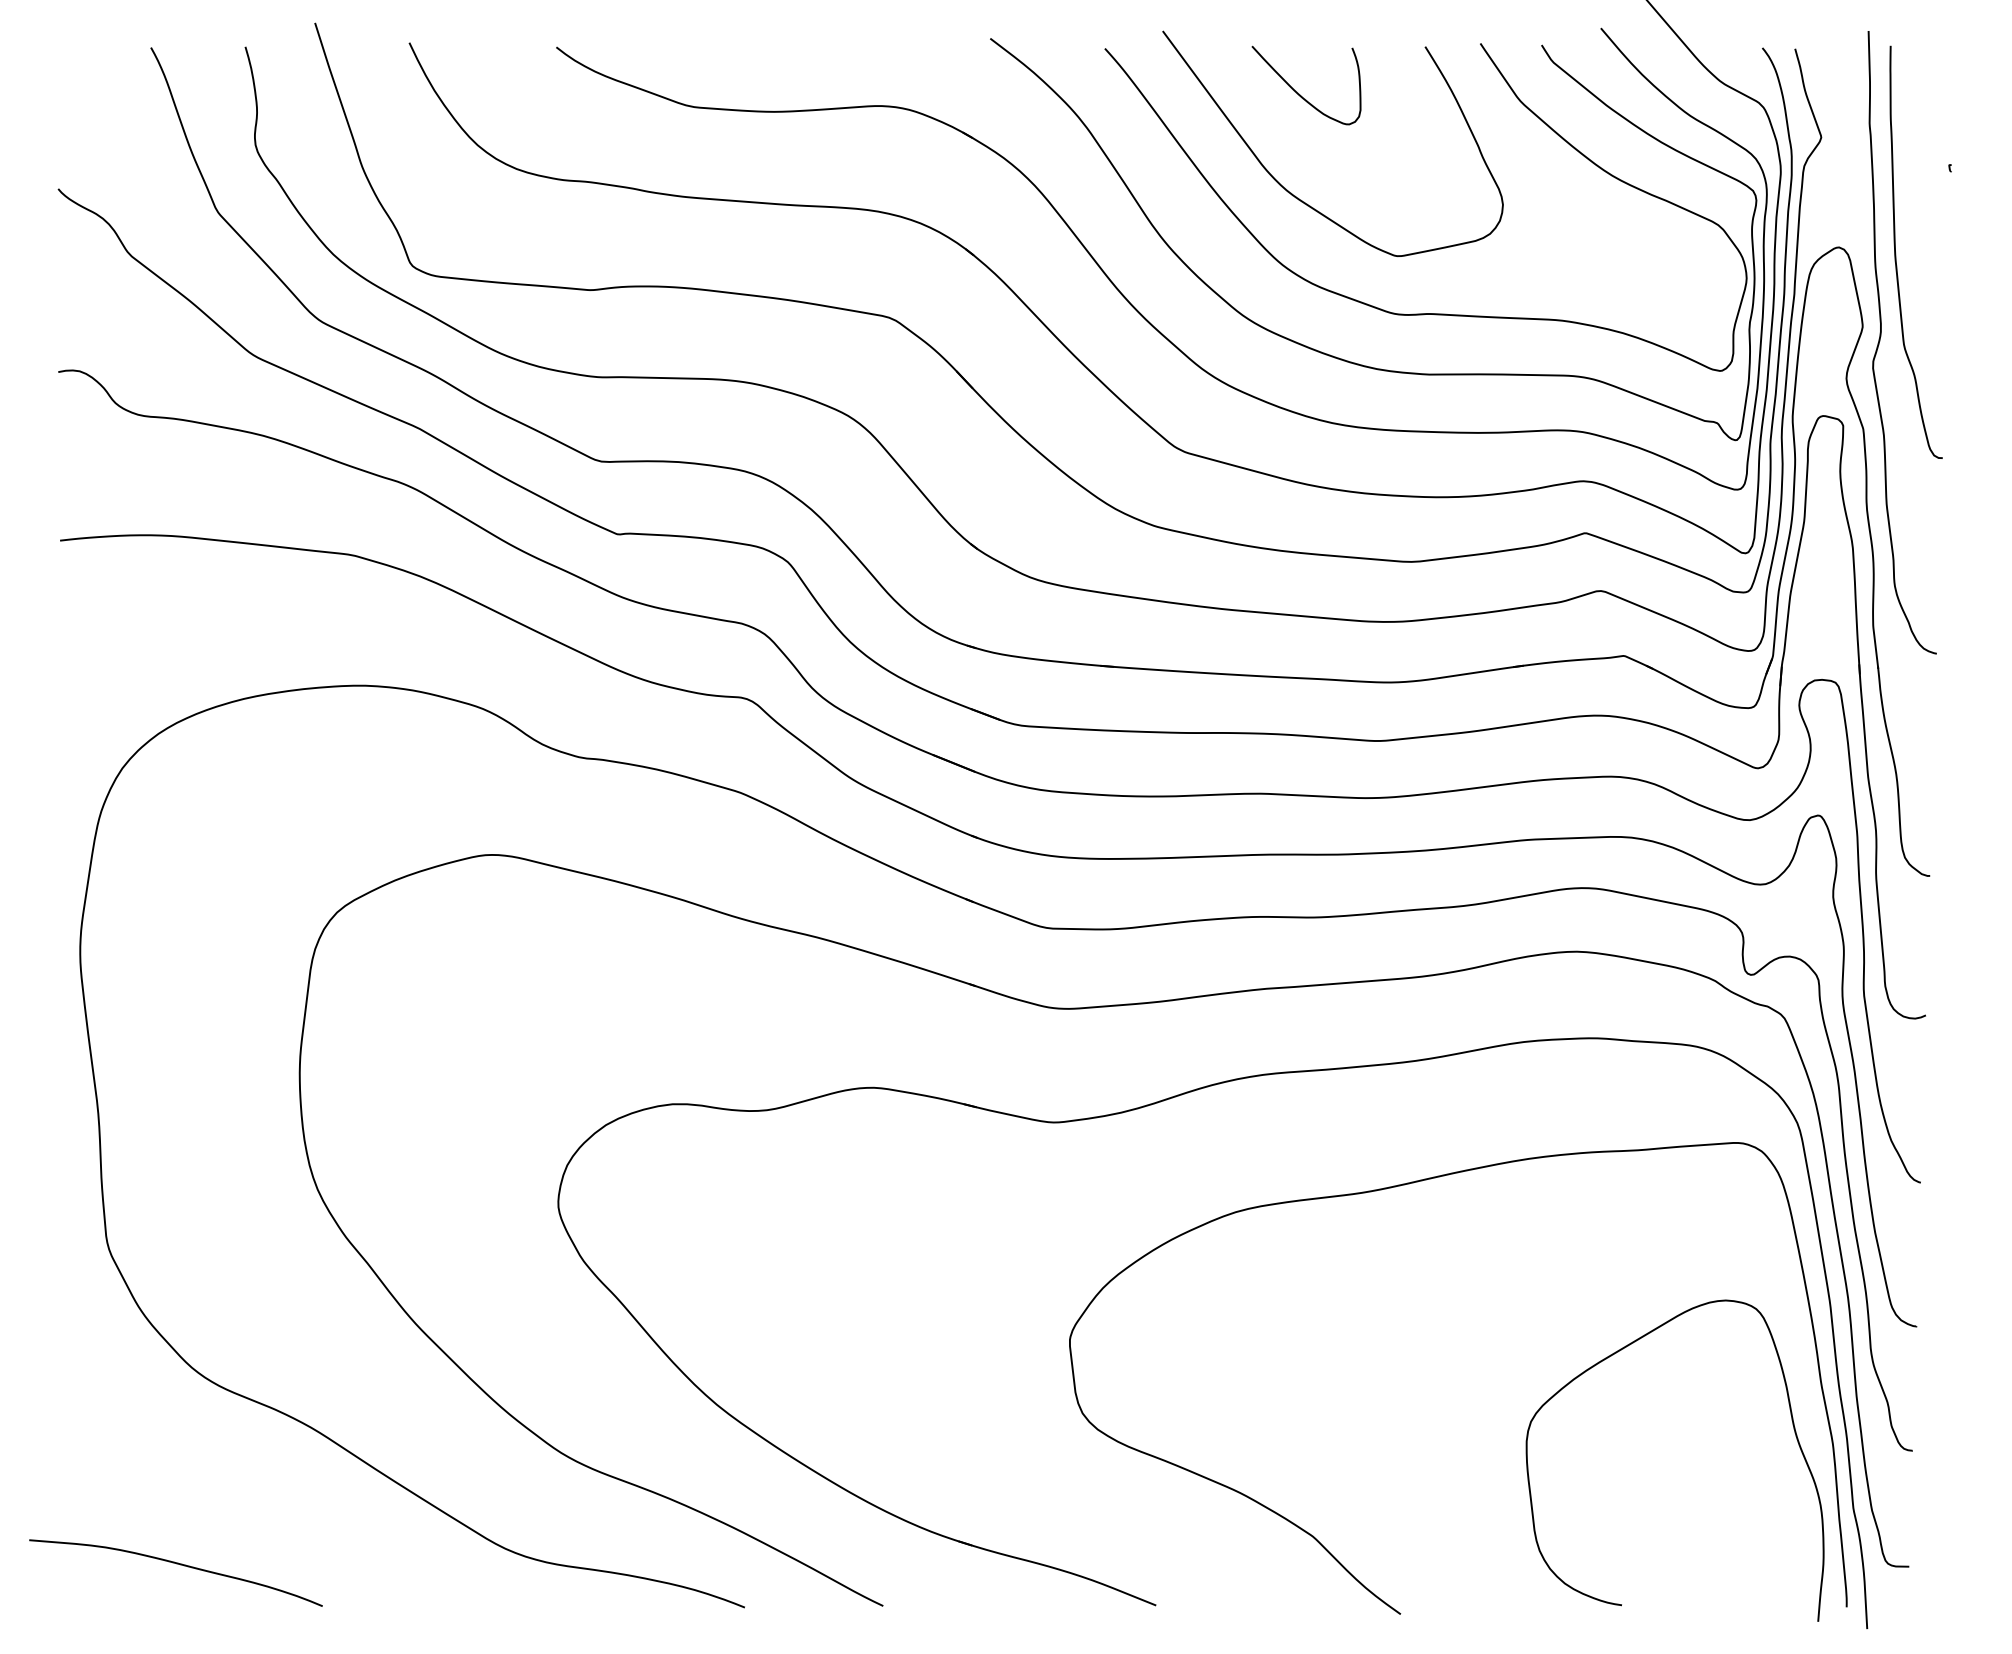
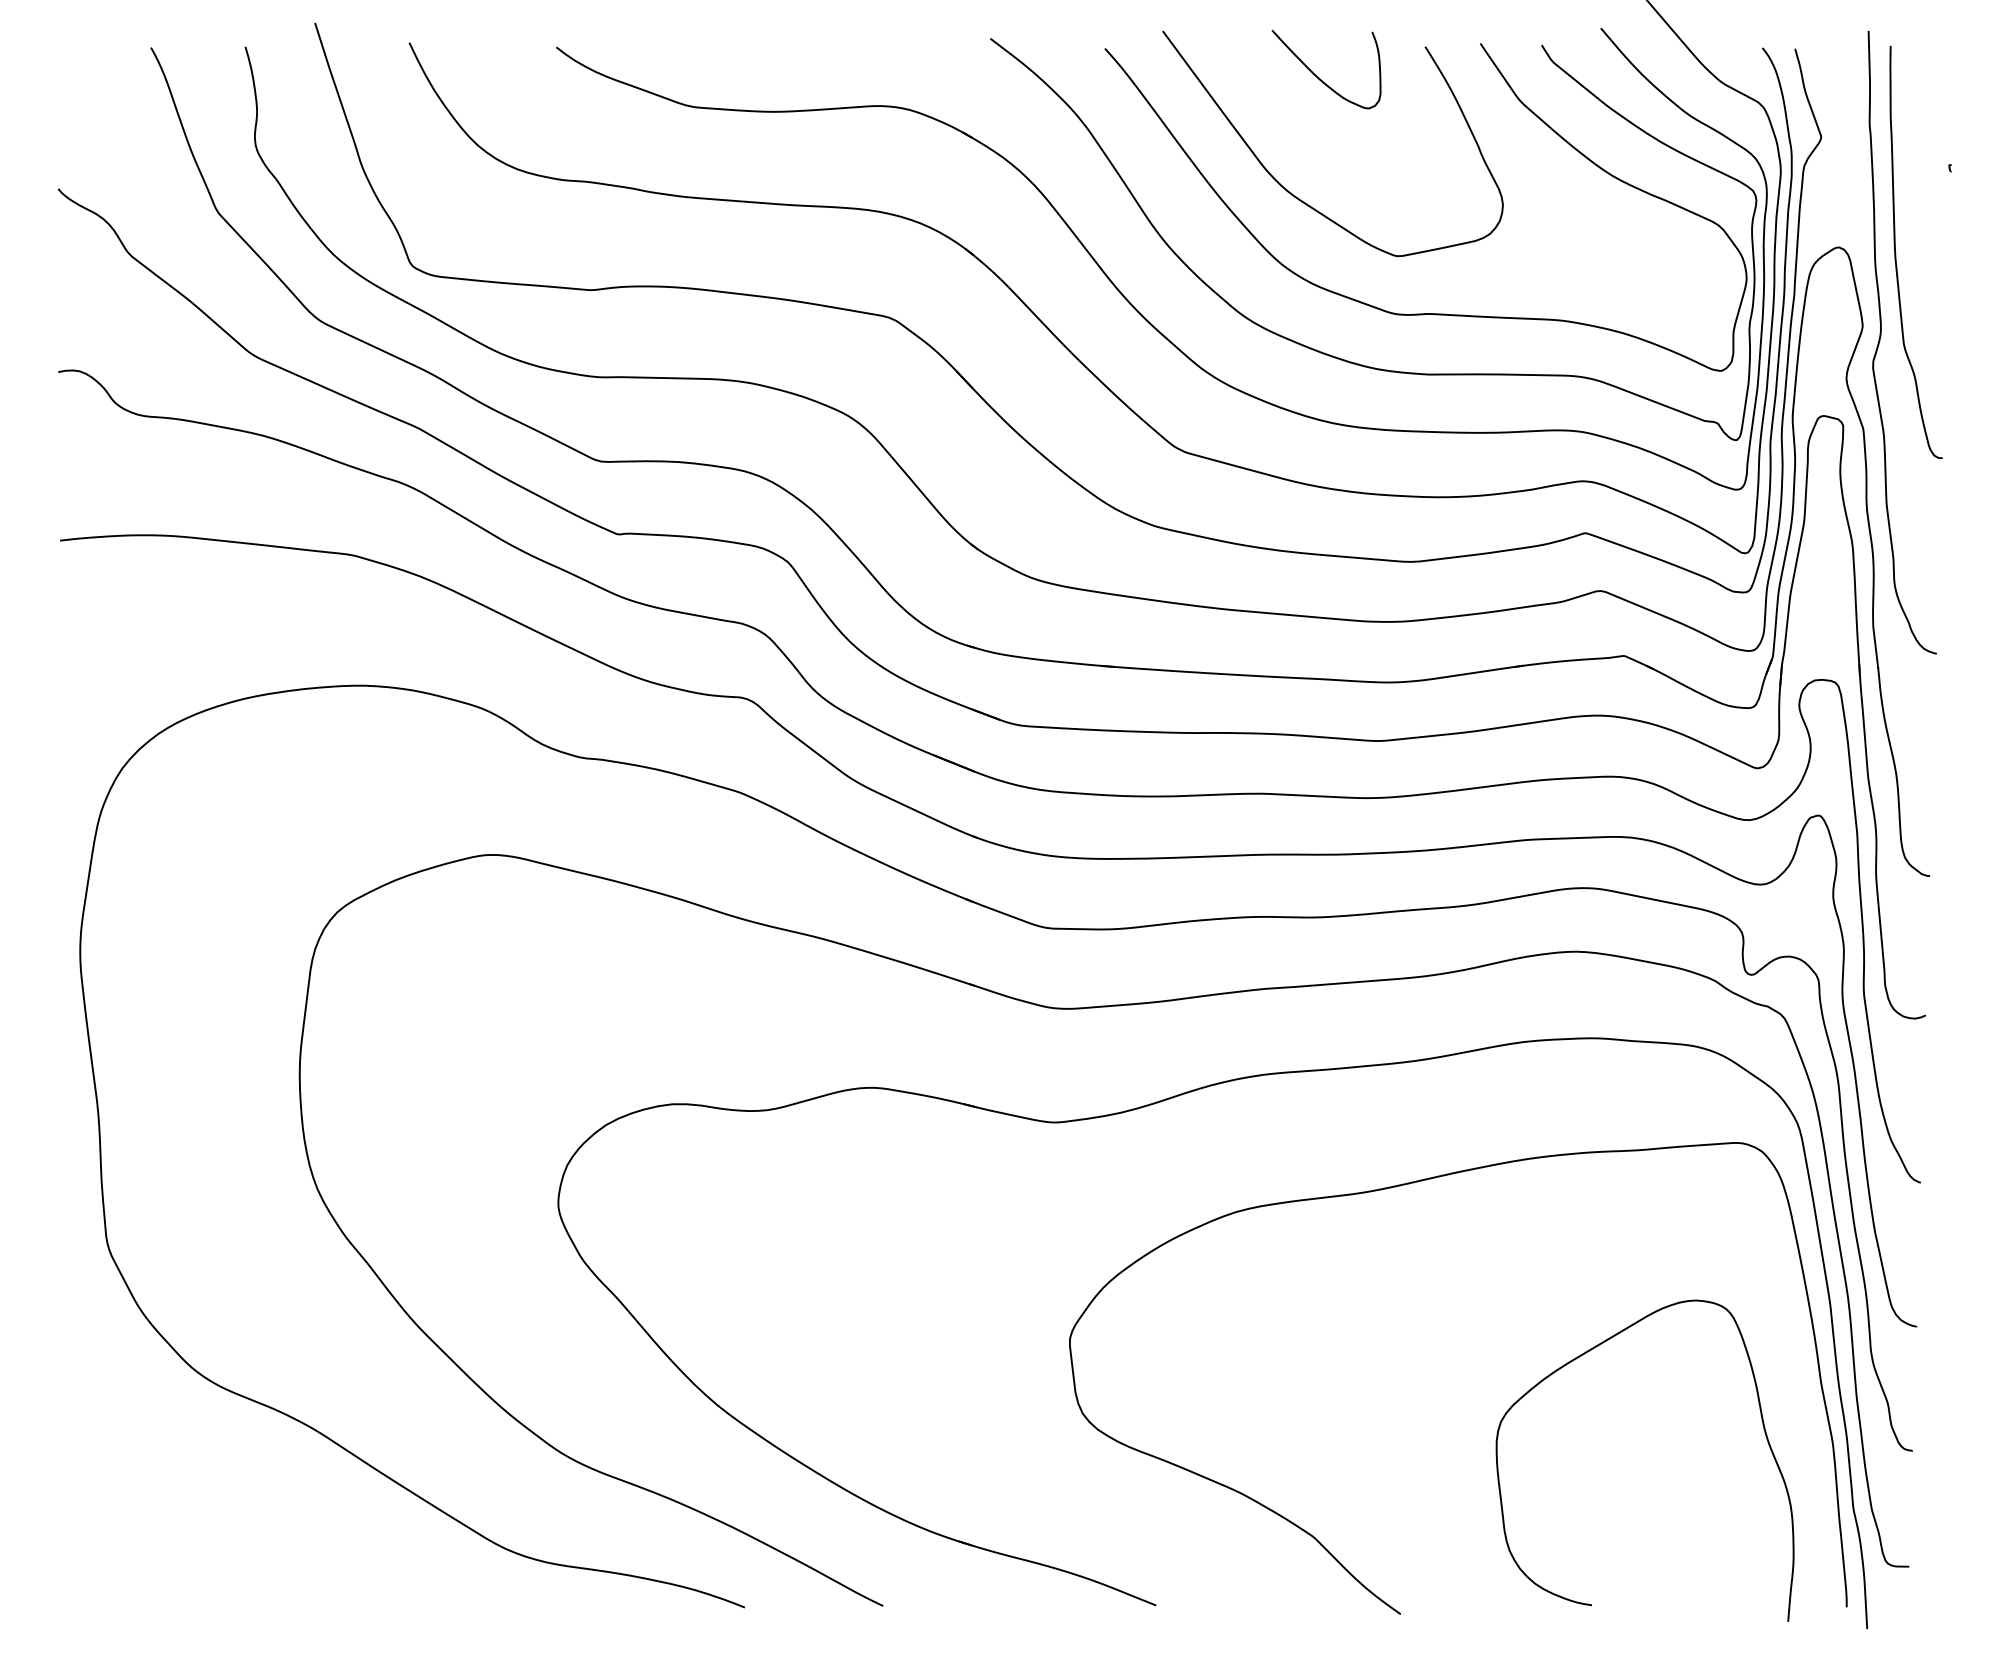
curve position: (1298, 92) -> (1318, 76) (1318, 76)
curve position: (1613, 1355) -> (1583, 1355) (1583, 1355)
curve: present -> none (176, 1564)
